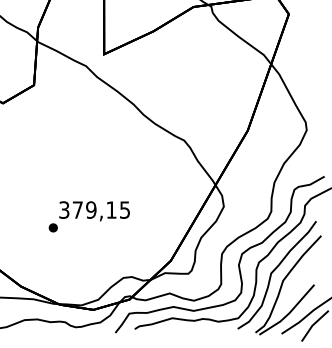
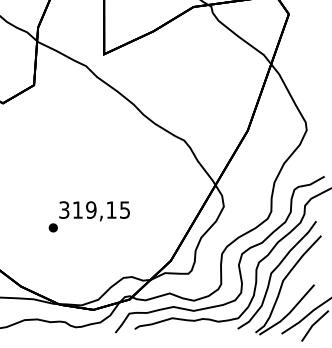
text: 379,15 -> 319,15 (77, 209)
